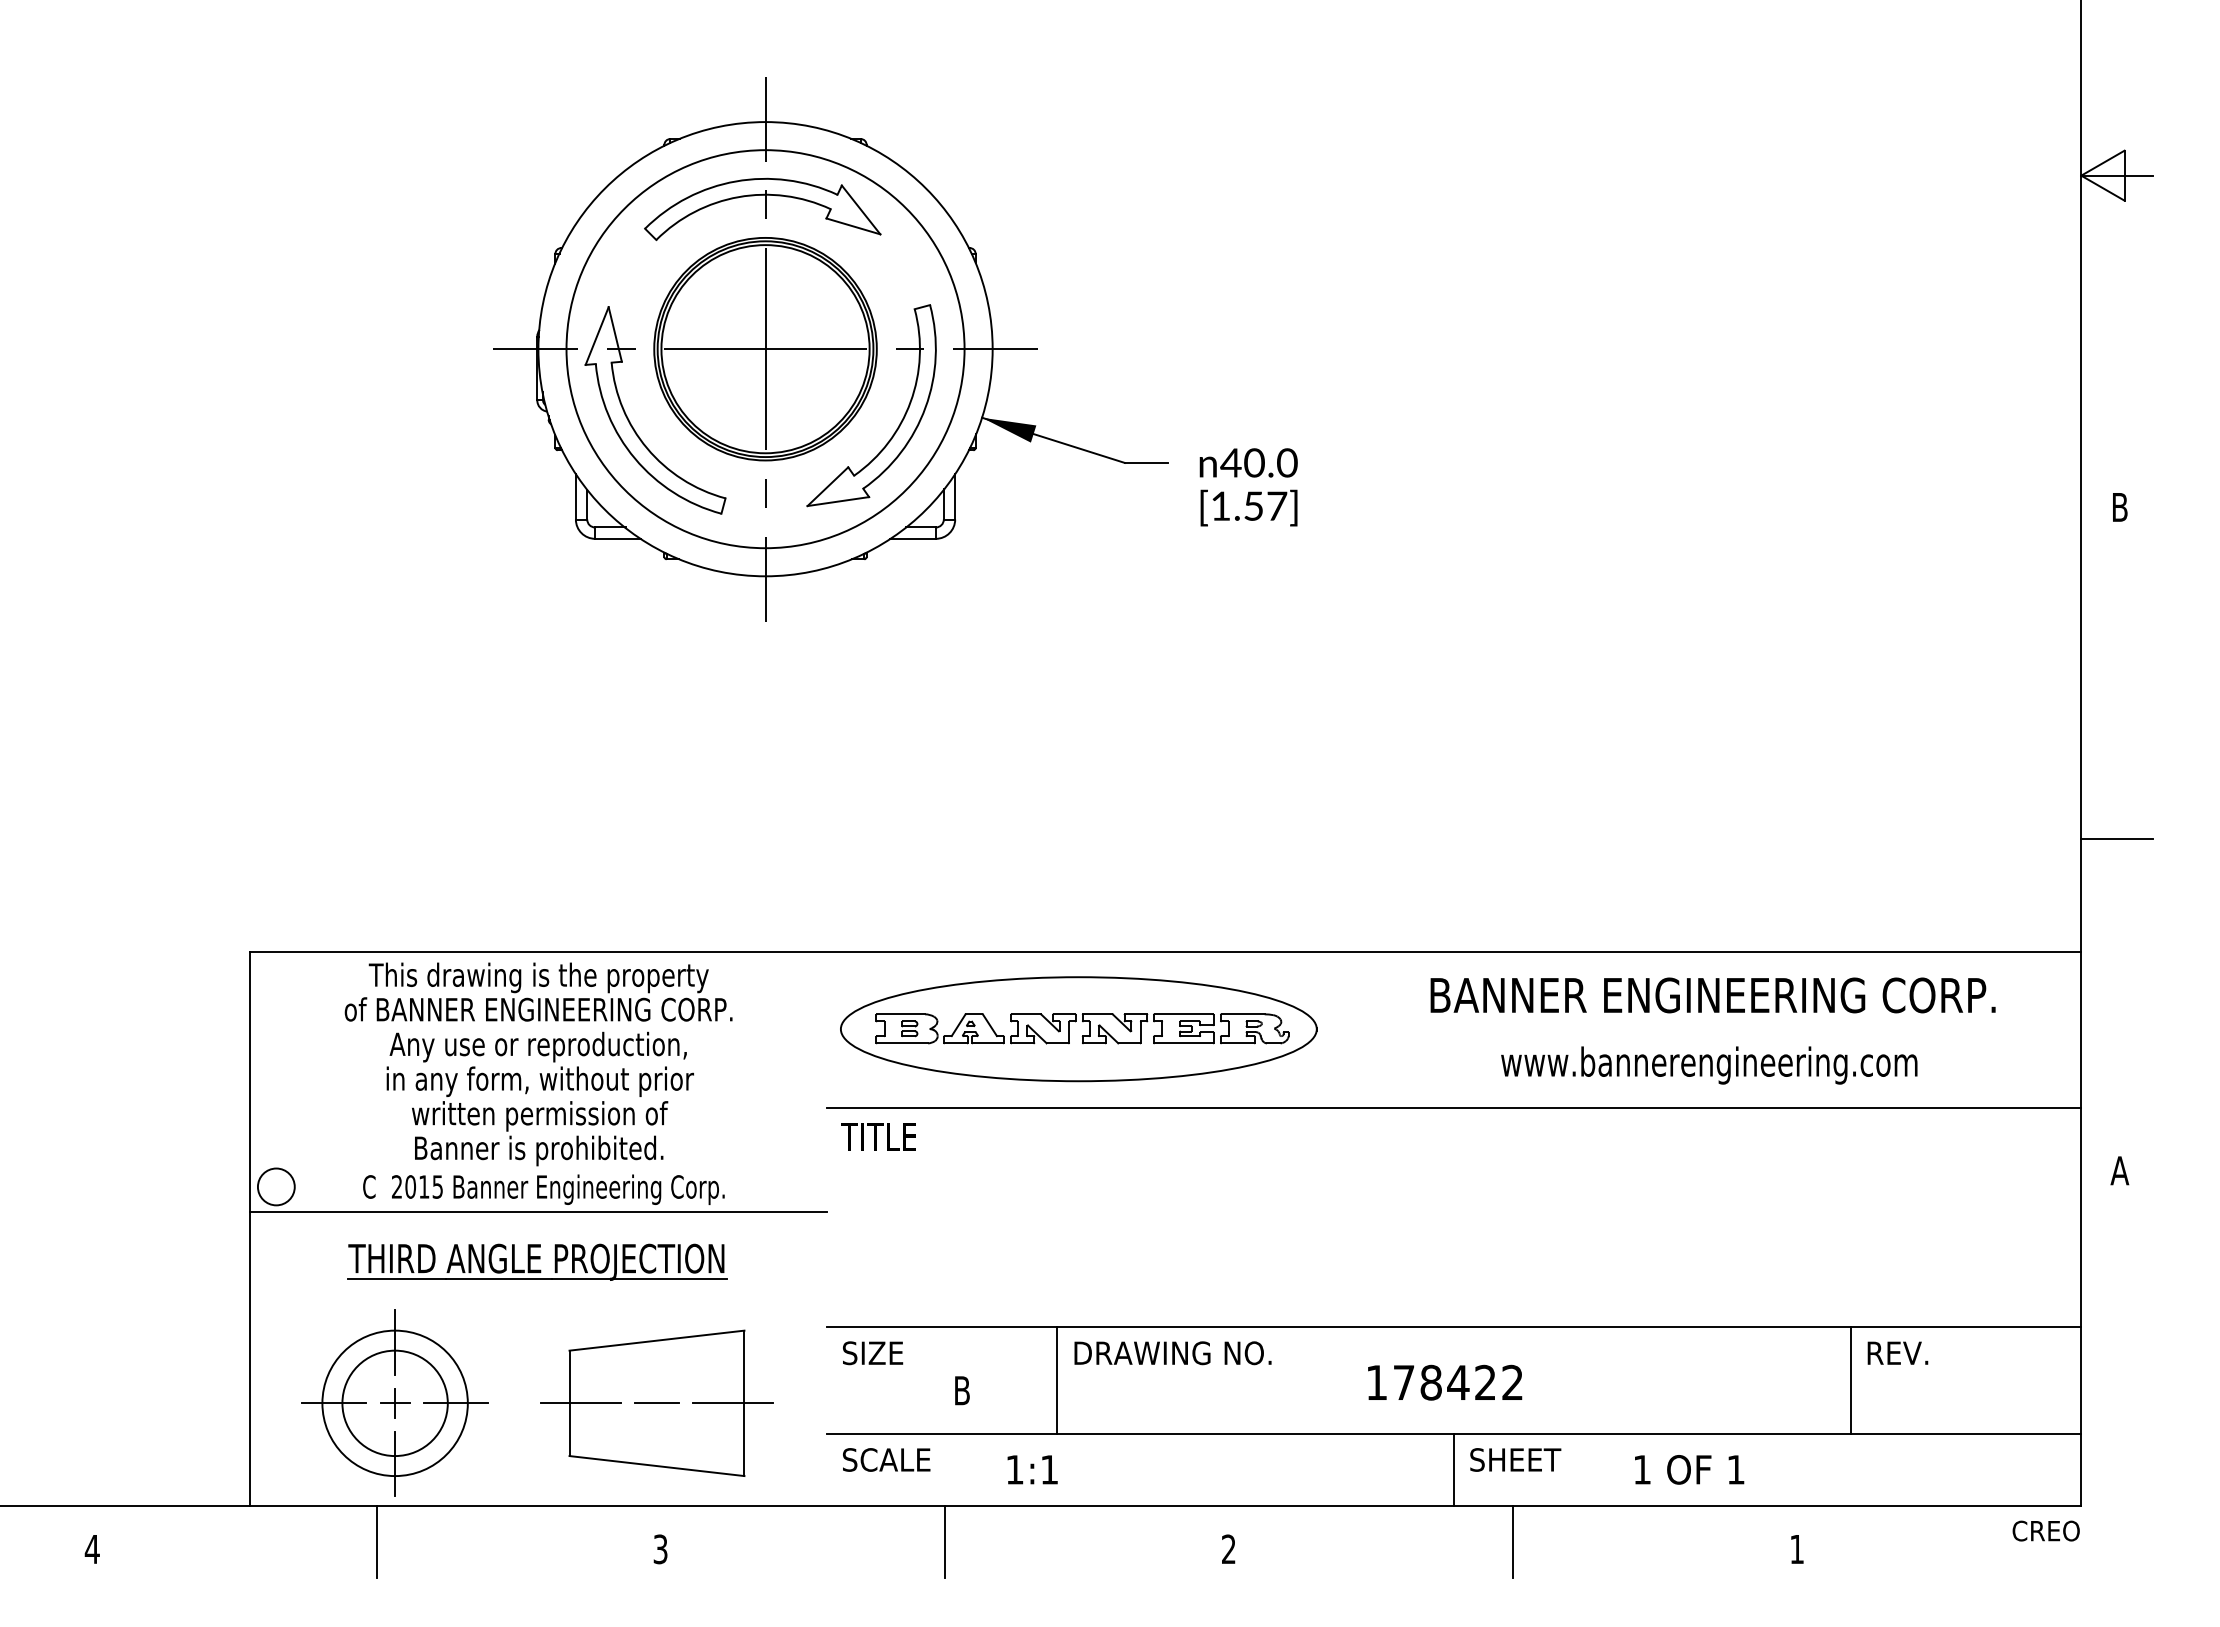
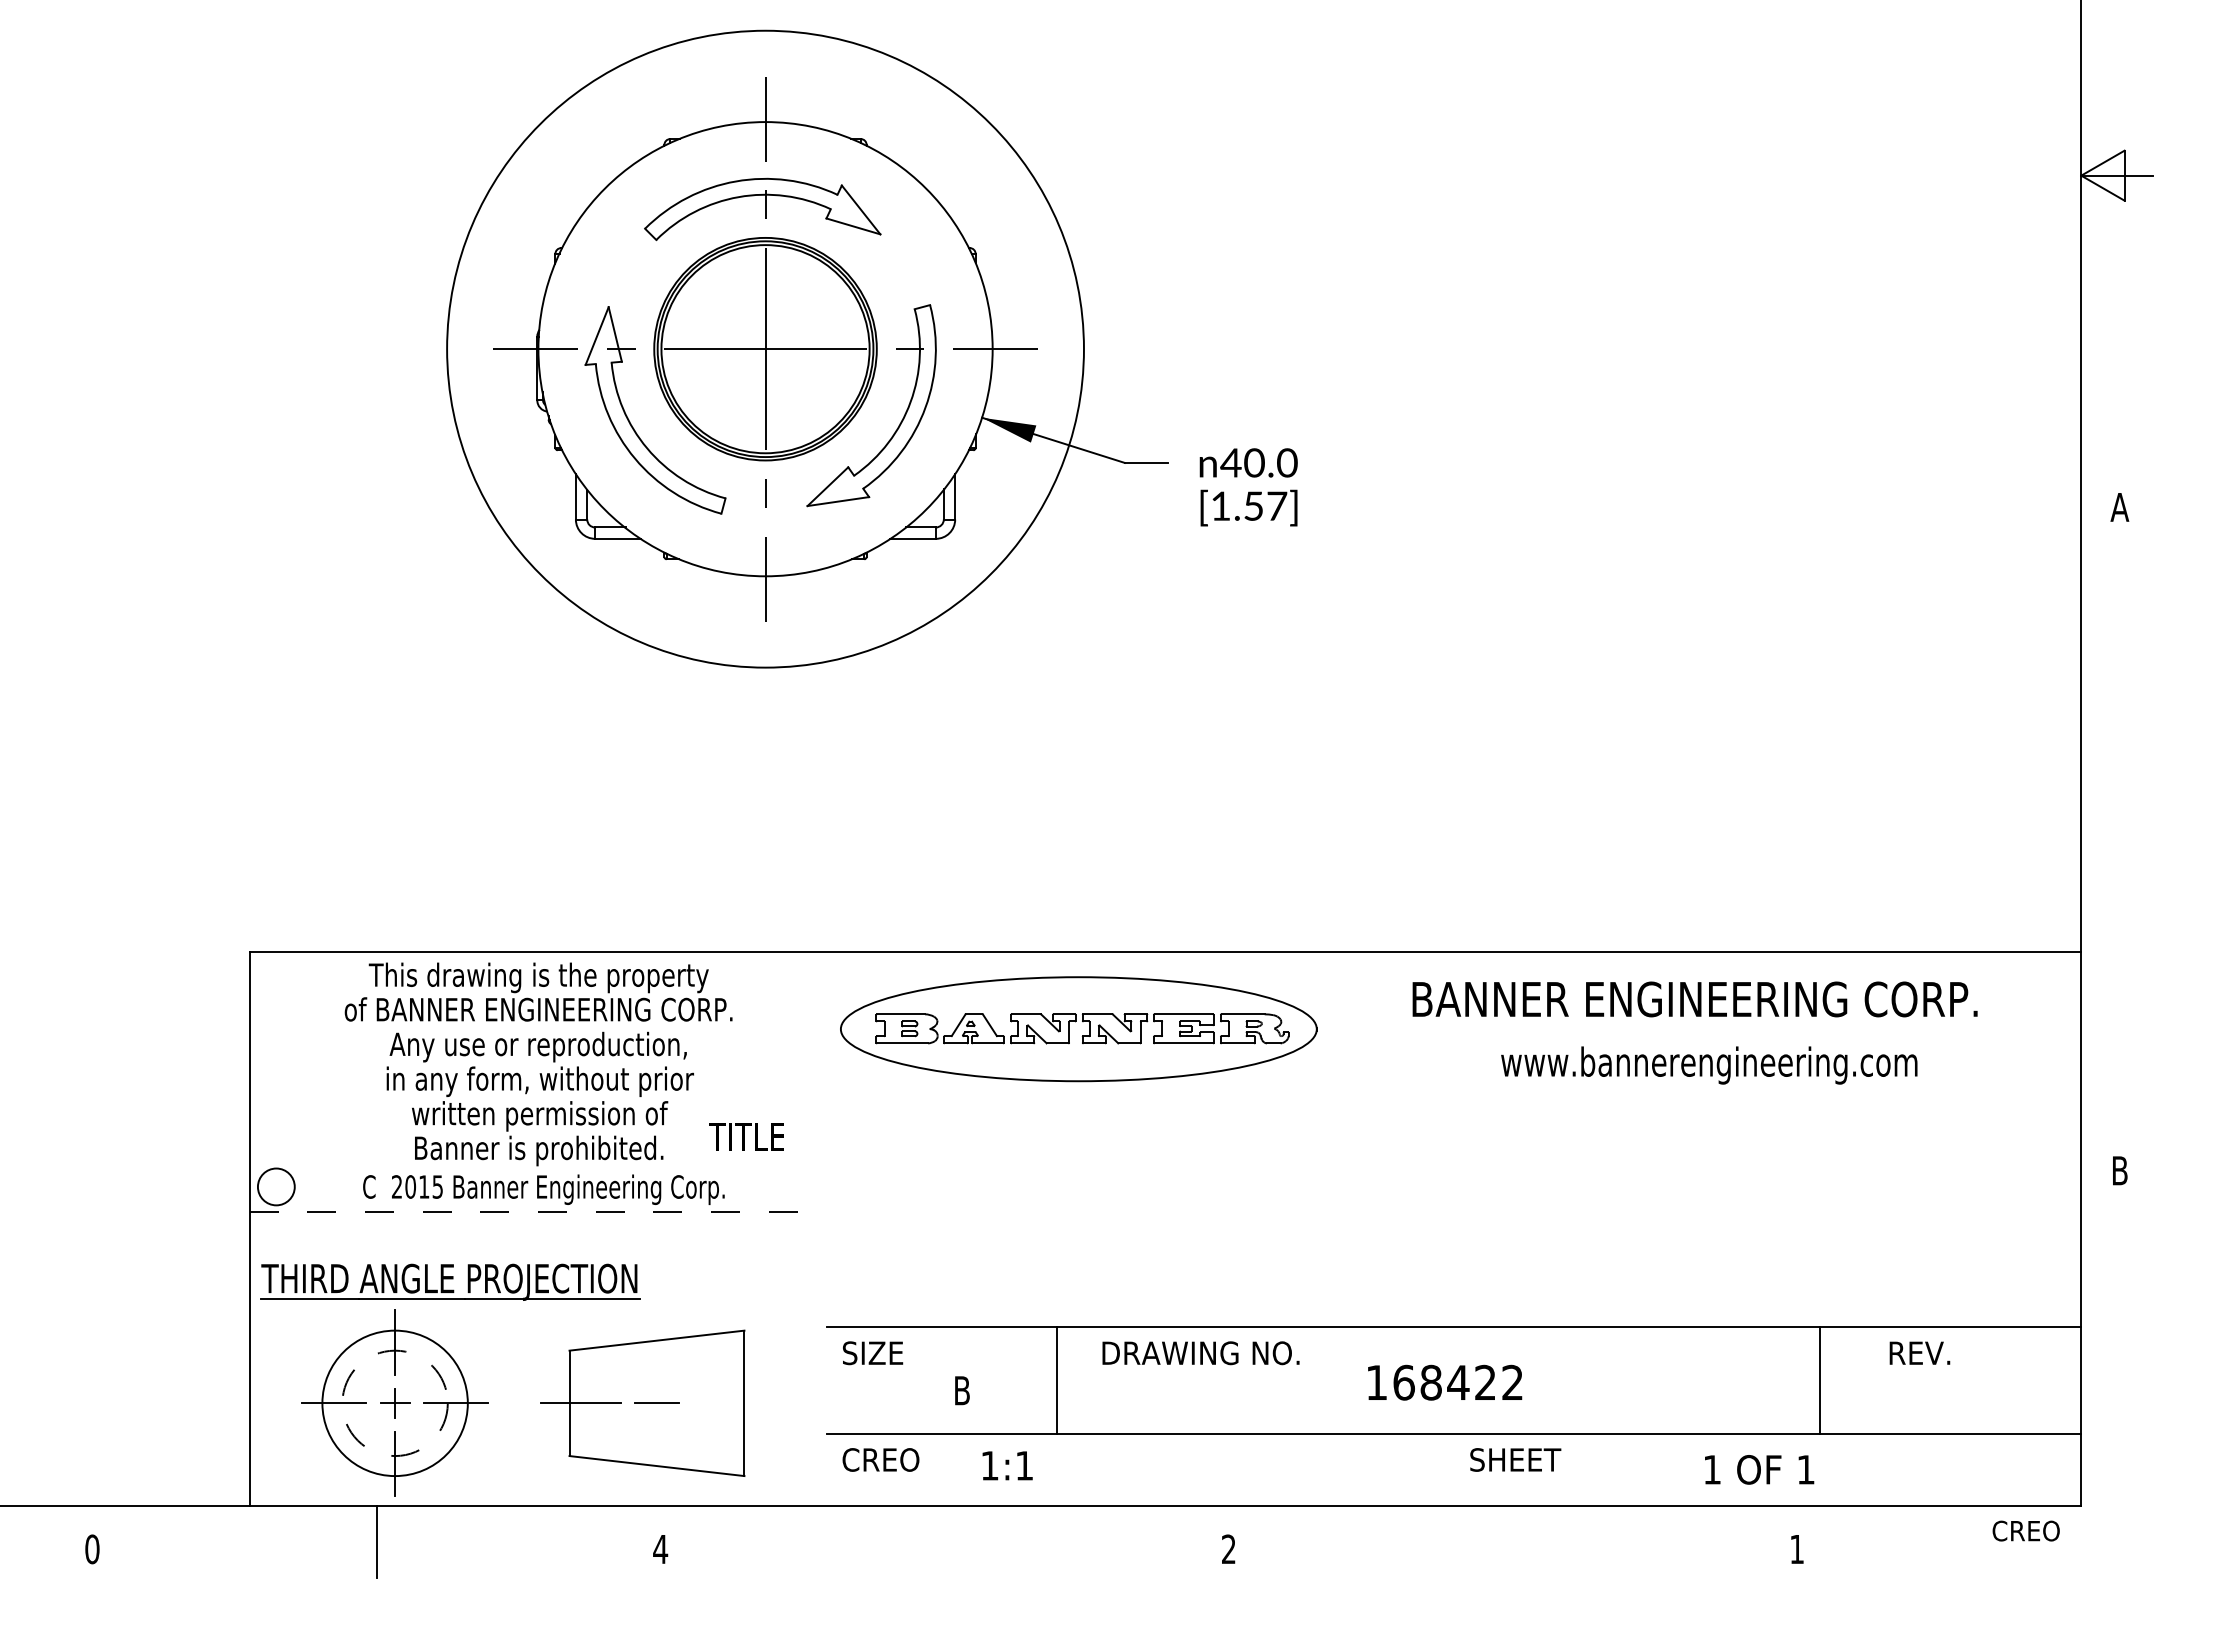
circle diameter: 398 px -> 637 px (765, 348)
text: B -> A (2119, 507)
line: present -> none (2117, 839)
text position: (1712, 995) -> (1694, 999) (1694, 999)
line: present -> none (1453, 1108)
text position: (878, 1136) -> (746, 1136) (746, 1136)
text: A -> B (2119, 1170)
line: solid -> dashed (538, 1211)
part position: (537, 1261) -> (450, 1281) (450, 1281)
text position: (1897, 1352) -> (1919, 1352) (1919, 1352)
text position: (1172, 1353) -> (1200, 1353) (1200, 1353)
line position: (1850, 1380) -> (1819, 1380) (1819, 1380)
text: 178422 -> 168422 (1403, 1382)
circle: solid -> dashed (394, 1403)
line: present -> none (733, 1403)
text: SCALE -> CREO (886, 1459)
text position: (1032, 1469) -> (1007, 1465) (1007, 1465)
text position: (1689, 1469) -> (1759, 1469) (1759, 1469)
line: present -> none (1453, 1470)
text position: (2045, 1530) -> (2025, 1530) (2025, 1530)
line: present -> none (944, 1542)
line: present -> none (1513, 1542)
text: 4 -> 0 (91, 1549)
text: 3 -> 4 (660, 1549)
